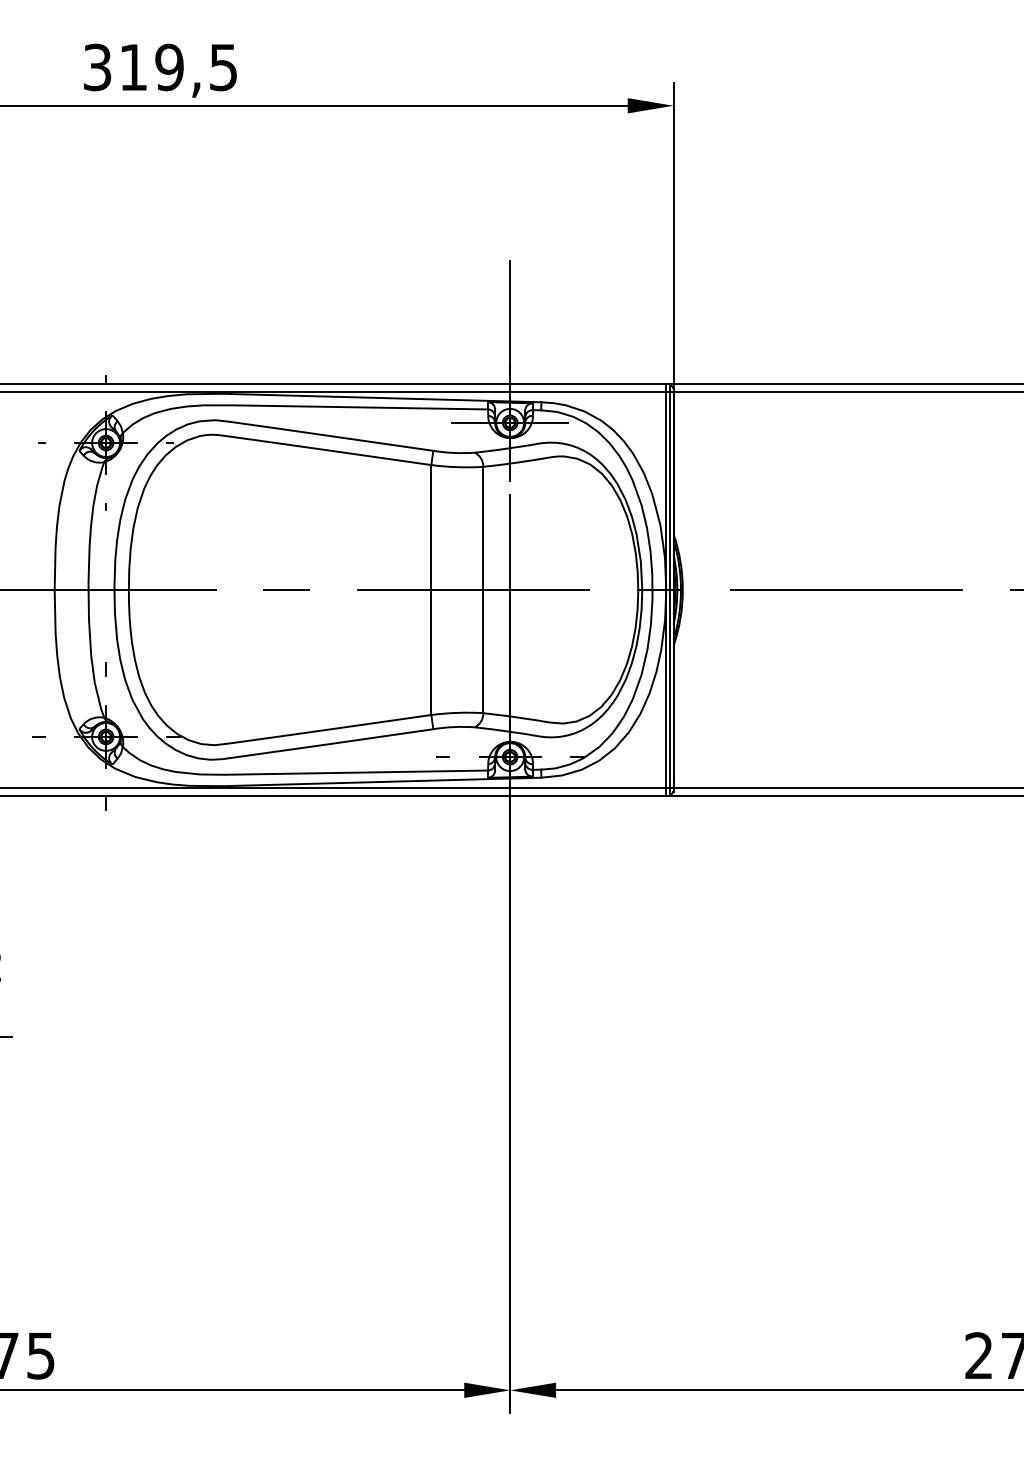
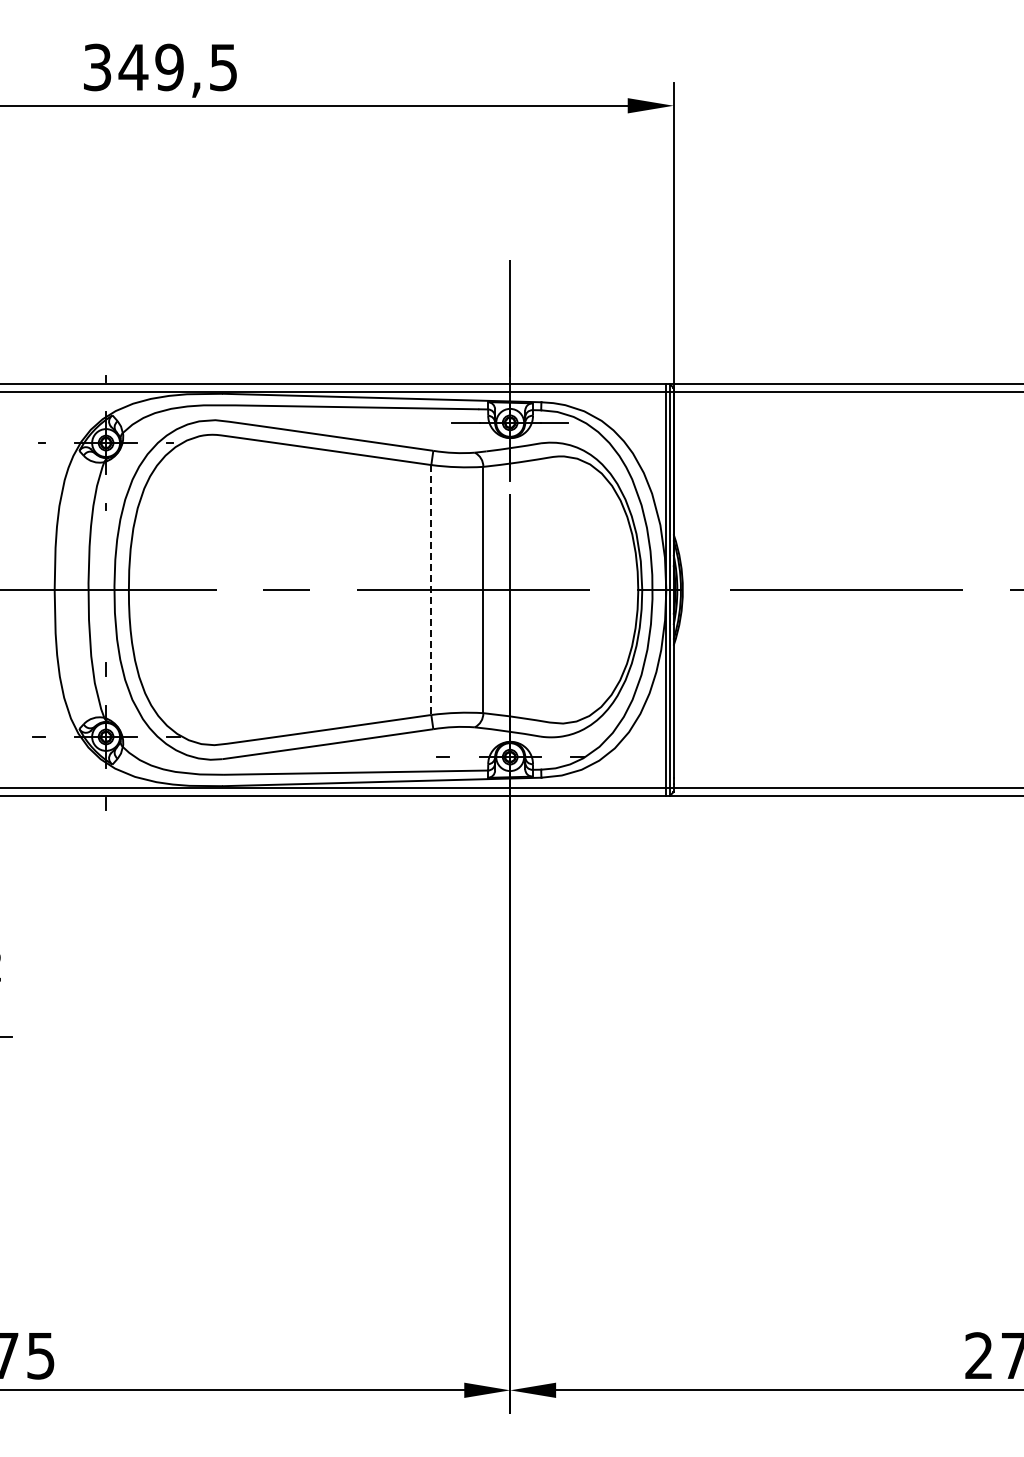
text: 319,5 -> 349,5 (133, 67)
line: solid -> dashed (431, 590)
